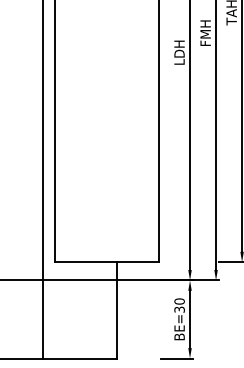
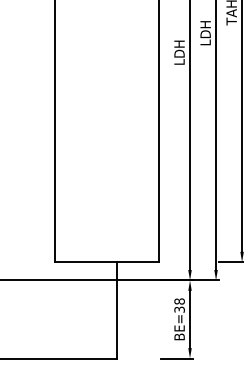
text: FMH -> LDH (205, 32)
line: present -> none (42, 180)
text: BE=30 -> BE=38 (179, 301)
